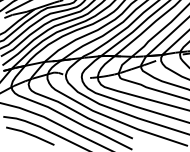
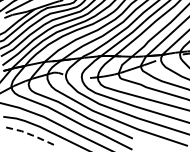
line: solid -> dashed (31, 134)
